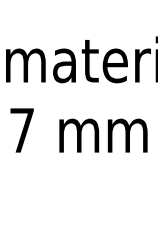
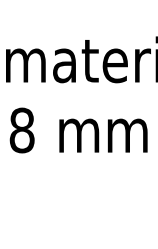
text: 7 -> 8 (21, 130)
